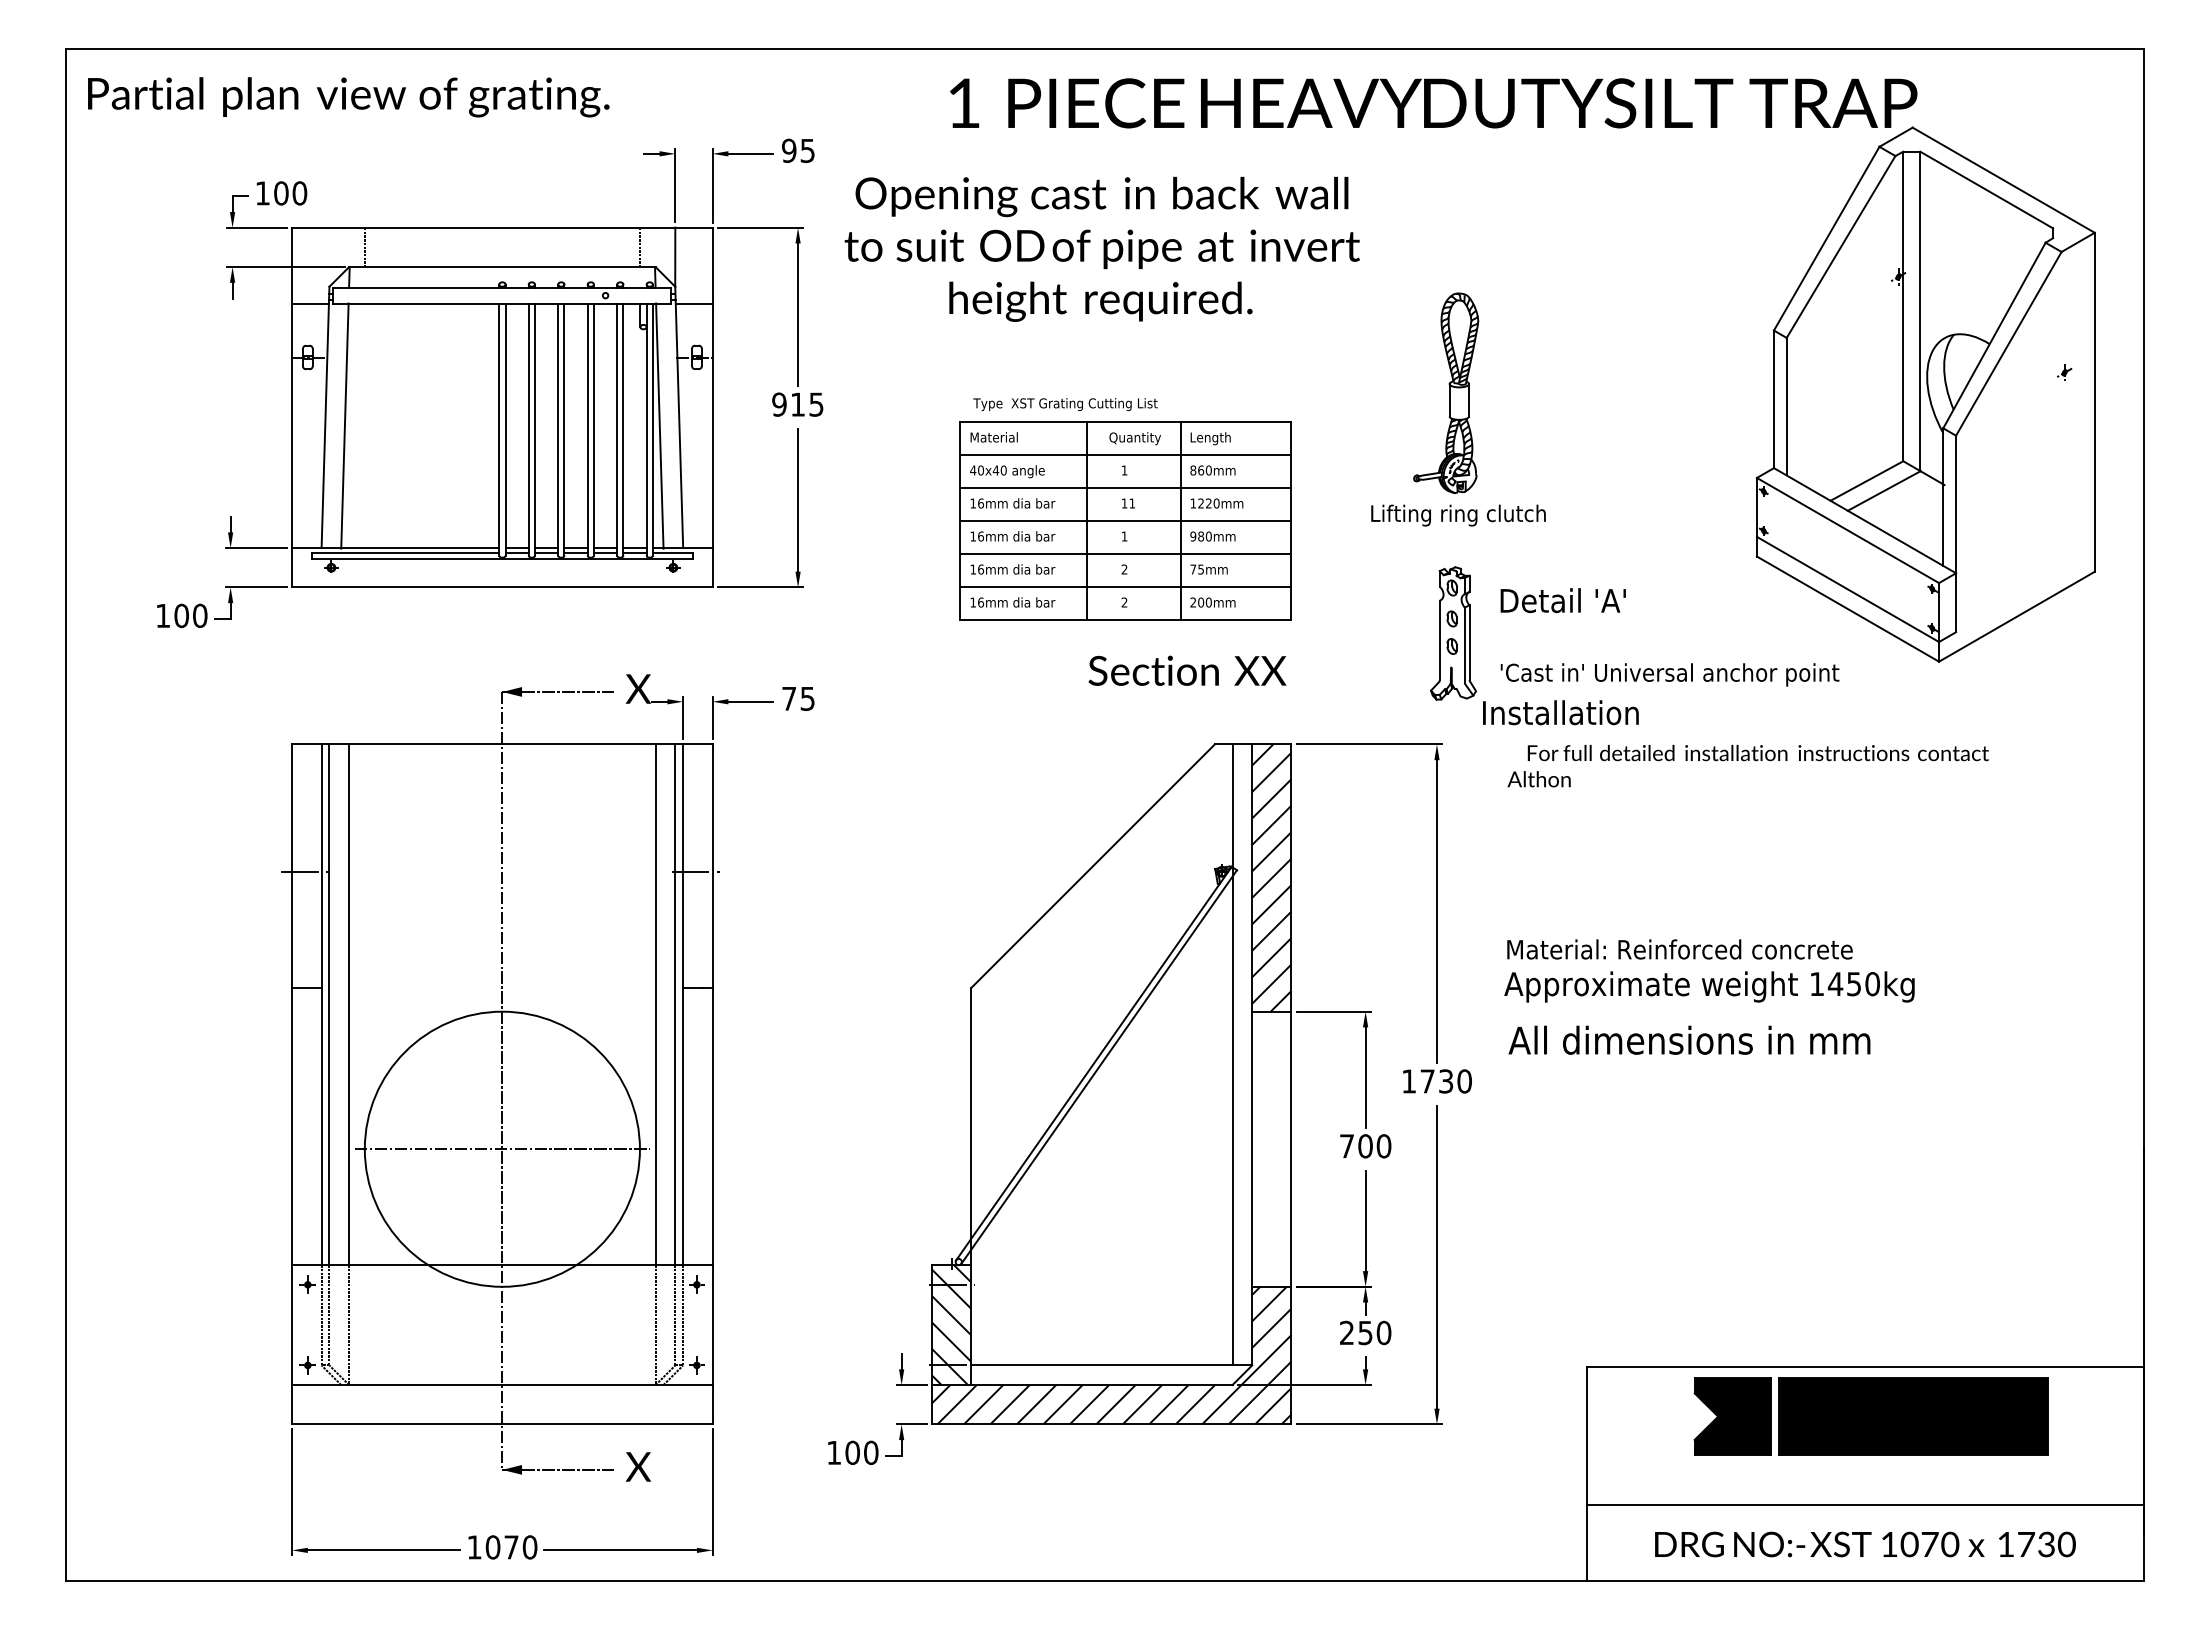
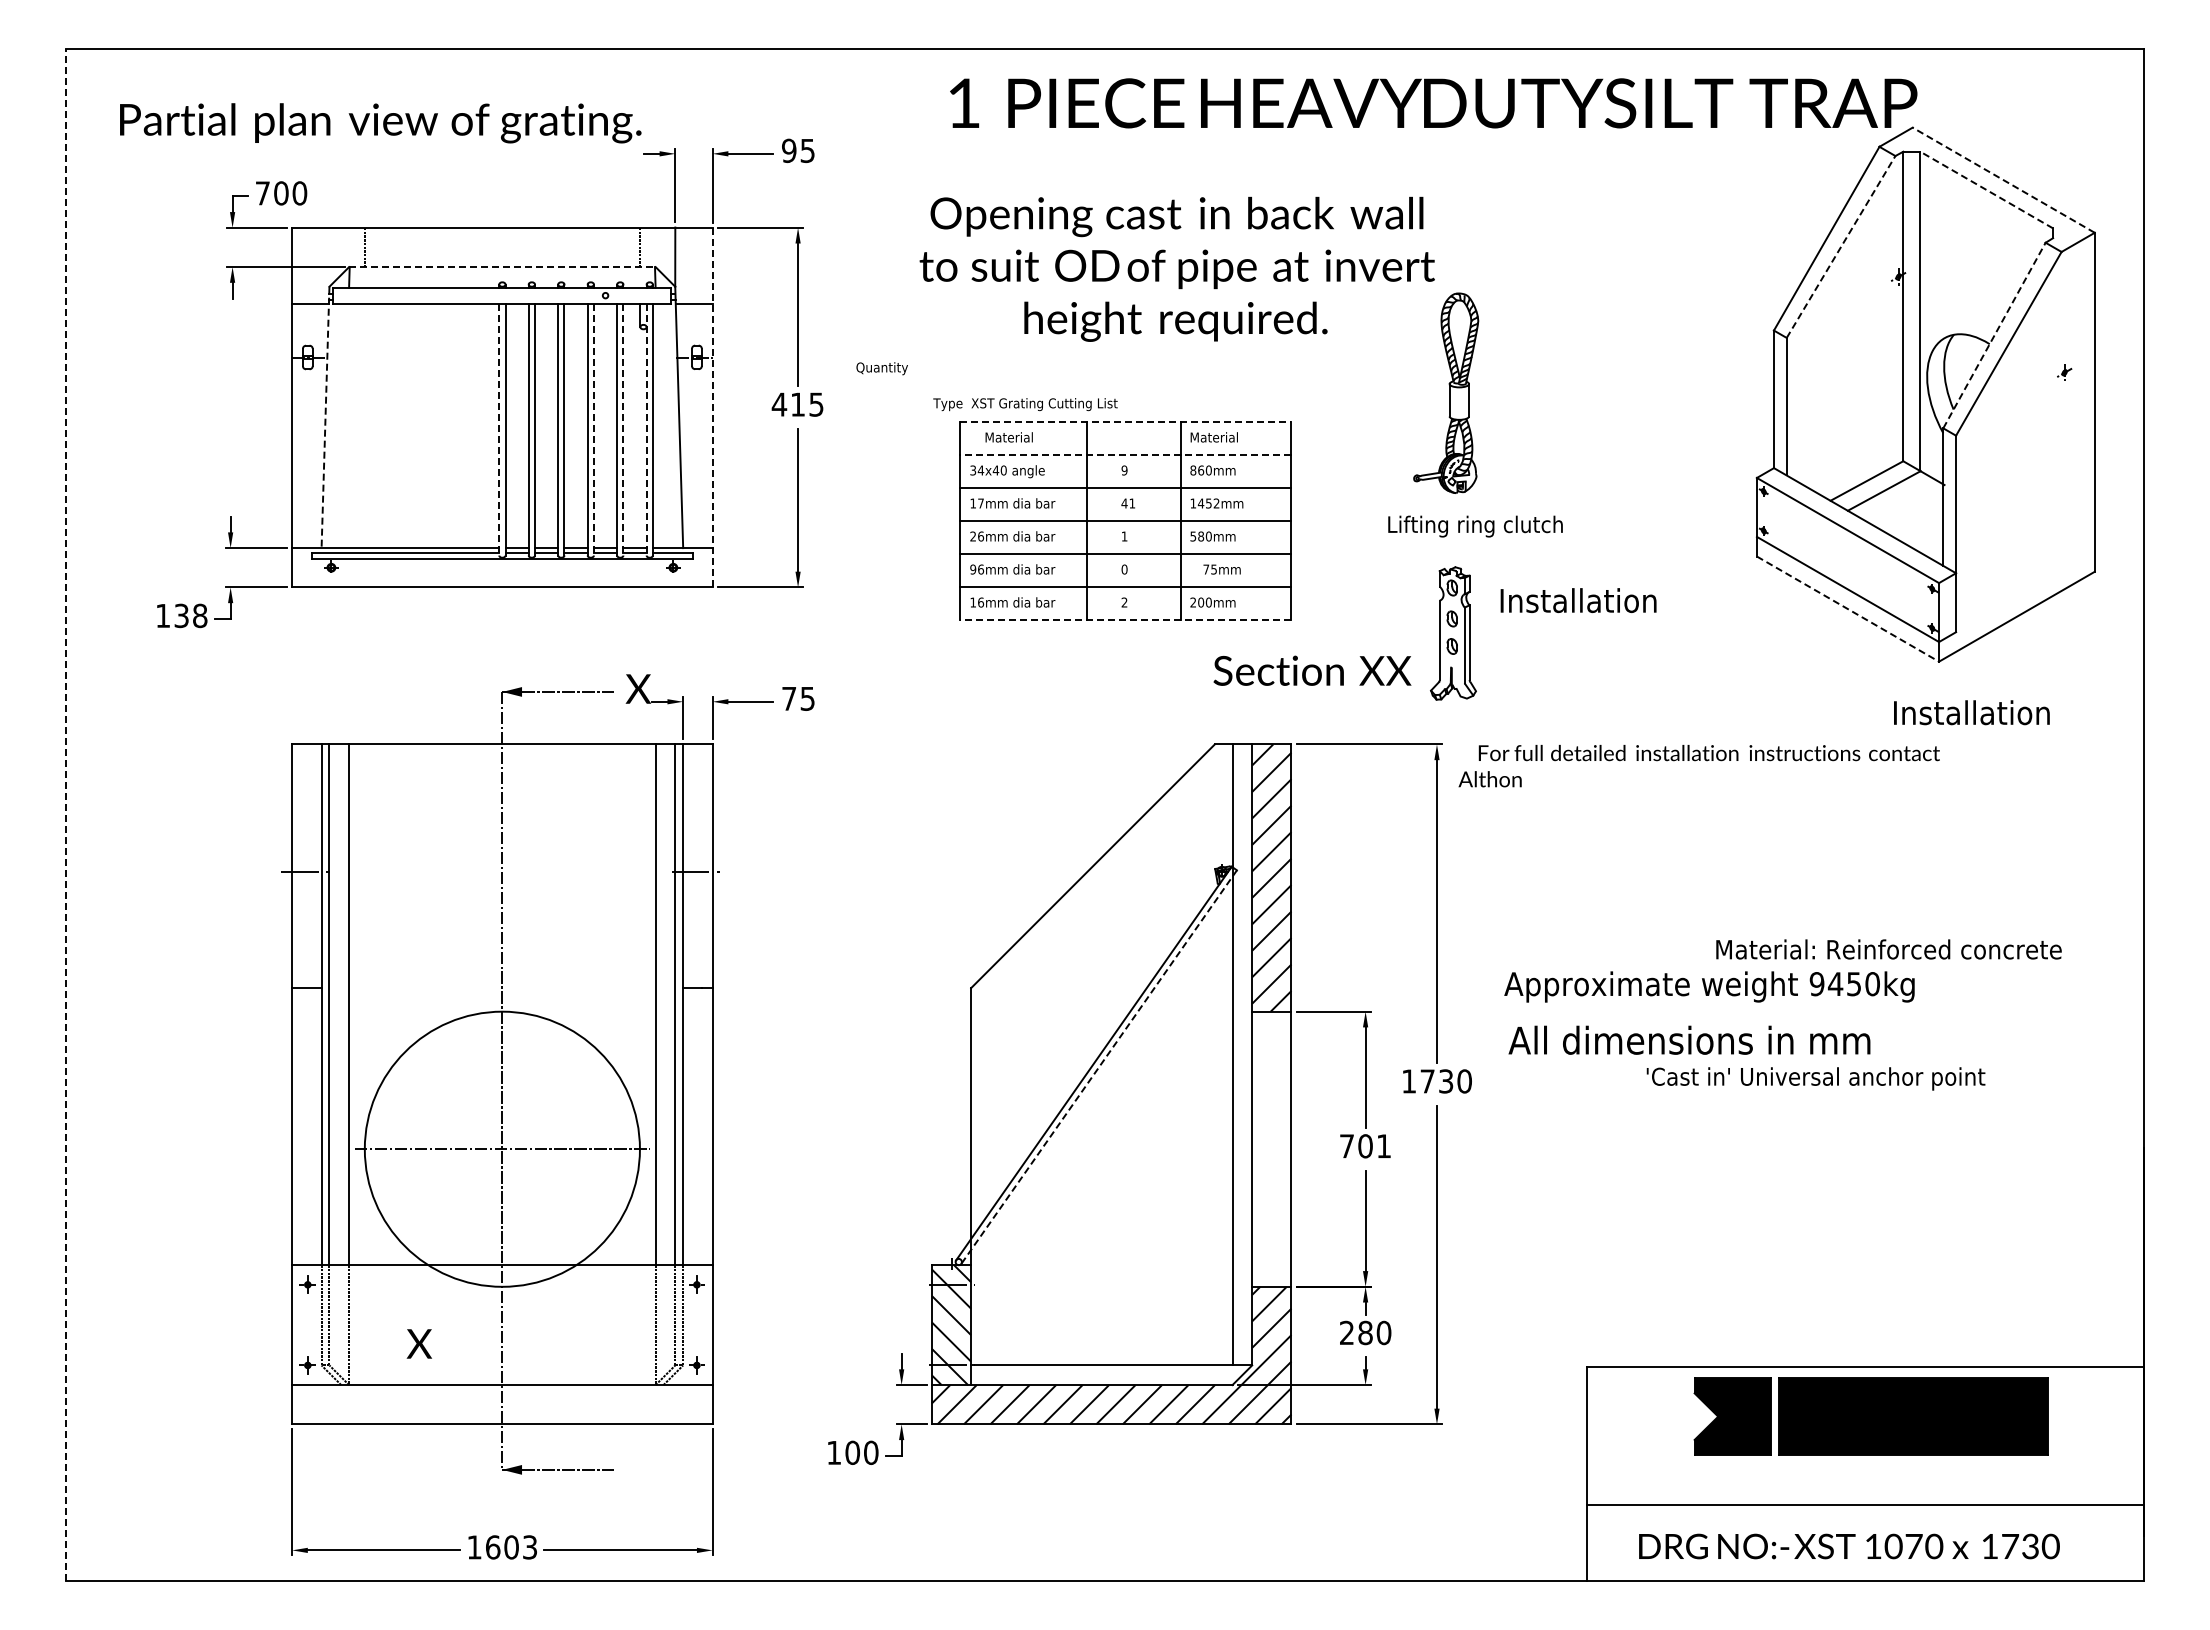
text position: (348, 97) -> (380, 123) (380, 123)
line: solid -> dashed (2003, 179)
line: solid -> dashed (1986, 190)
text: 100 -> 700 (262, 193)
line: solid -> dashed (1841, 246)
text position: (1101, 248) -> (1176, 268) (1176, 268)
line: solid -> dashed (502, 267)
line: solid -> dashed (1994, 335)
text: 915 -> 415 (779, 404)
text position: (1065, 404) -> (1025, 404) (1025, 404)
line: solid -> dashed (712, 407)
line: solid -> dashed (325, 417)
line: solid -> dashed (1126, 421)
line: present -> none (344, 425)
line: present -> none (659, 425)
line: solid -> dashed (499, 430)
line: solid -> dashed (593, 430)
line: solid -> dashed (623, 430)
line: solid -> dashed (646, 430)
text position: (993, 437) -> (1008, 437) (1008, 437)
text position: (1134, 438) -> (881, 368) (881, 368)
text: Length -> Material (1214, 438)
line: solid -> dashed (1125, 454)
text: 40x40 -> 34x40 (977, 470)
text: 1 -> 9 (1124, 470)
text: 16mm -> 17mm (981, 503)
text: 11 -> 41 (1124, 503)
text: 1220mm -> 1452mm (1208, 503)
text position: (1458, 515) -> (1475, 526) (1475, 526)
text: 16mm -> 26mm (972, 536)
text: 980mm -> 580mm (1193, 536)
text: 16mm -> 96mm (973, 569)
text: 2 -> 0 (1124, 569)
text position: (1208, 569) -> (1221, 569) (1221, 569)
text: Detail 'A' -> Installation (1579, 600)
line: solid -> dashed (1848, 609)
text: 100 -> 138 (190, 615)
line: solid -> dashed (1125, 619)
text position: (1187, 670) -> (1312, 670) (1312, 670)
text position: (1669, 674) -> (1815, 1078) (1815, 1078)
text position: (1560, 712) -> (1971, 712) (1971, 712)
text position: (1747, 766) -> (1698, 766) (1698, 766)
line: solid -> dashed (66, 814)
text position: (1679, 949) -> (1888, 949) (1888, 949)
text: 1450kg -> 9450kg (1816, 984)
line: solid -> dashed (1098, 1067)
text: 700 -> 701 (1383, 1146)
text: 250 -> 280 (1365, 1332)
text position: (637, 1466) -> (418, 1343) (418, 1343)
text position: (1865, 1544) -> (1849, 1546) (1849, 1546)
text: 1070 -> 1603 (511, 1547)
